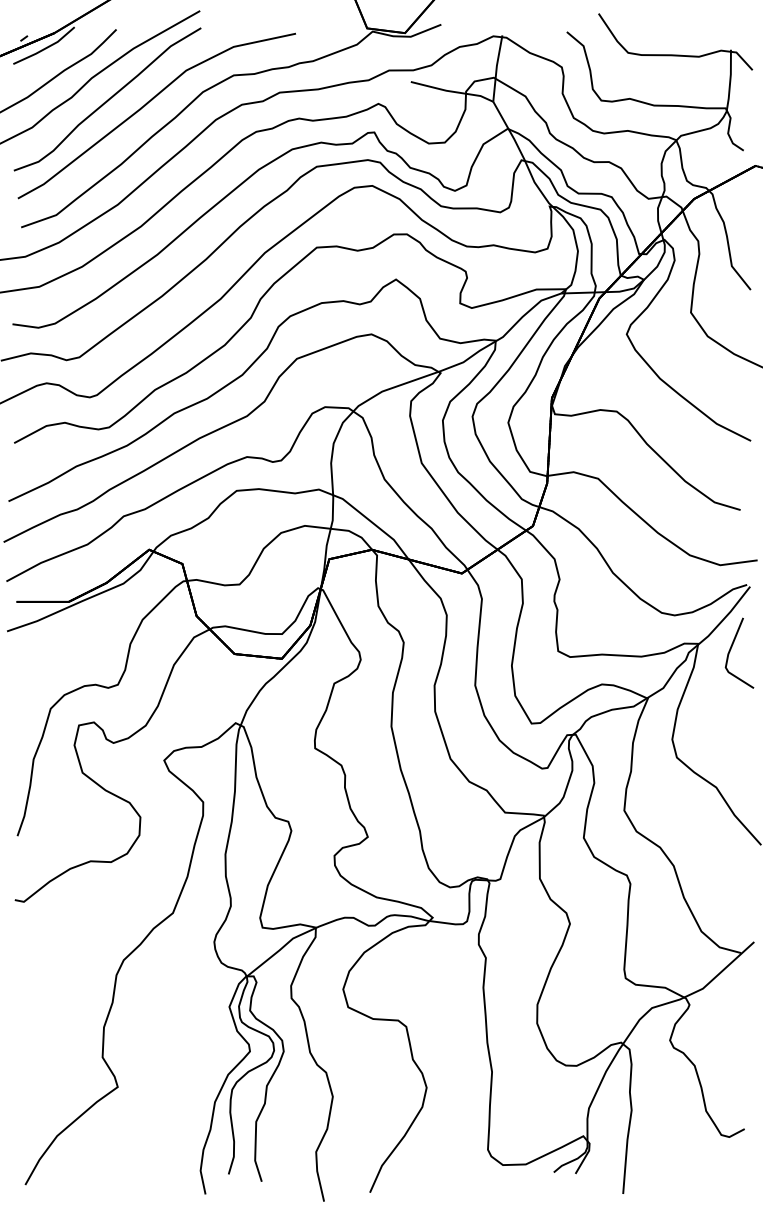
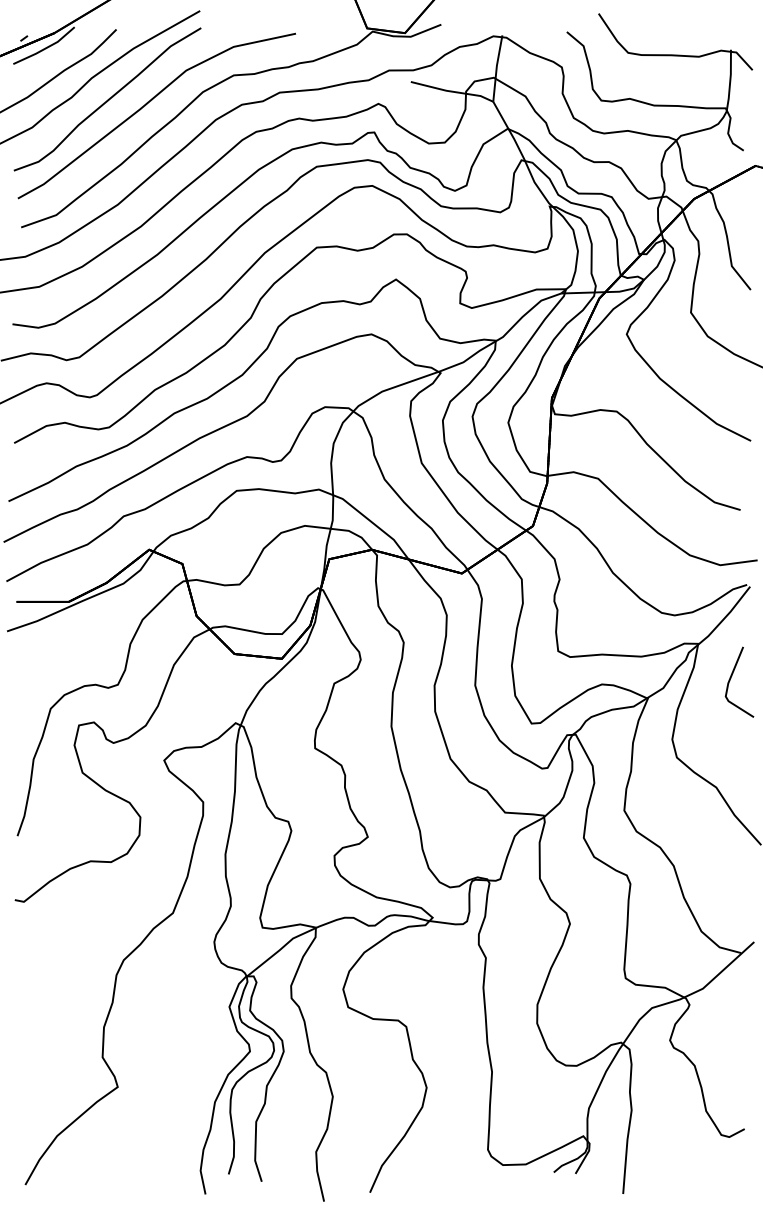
line position: (731, 649) -> (731, 678) (731, 678)
